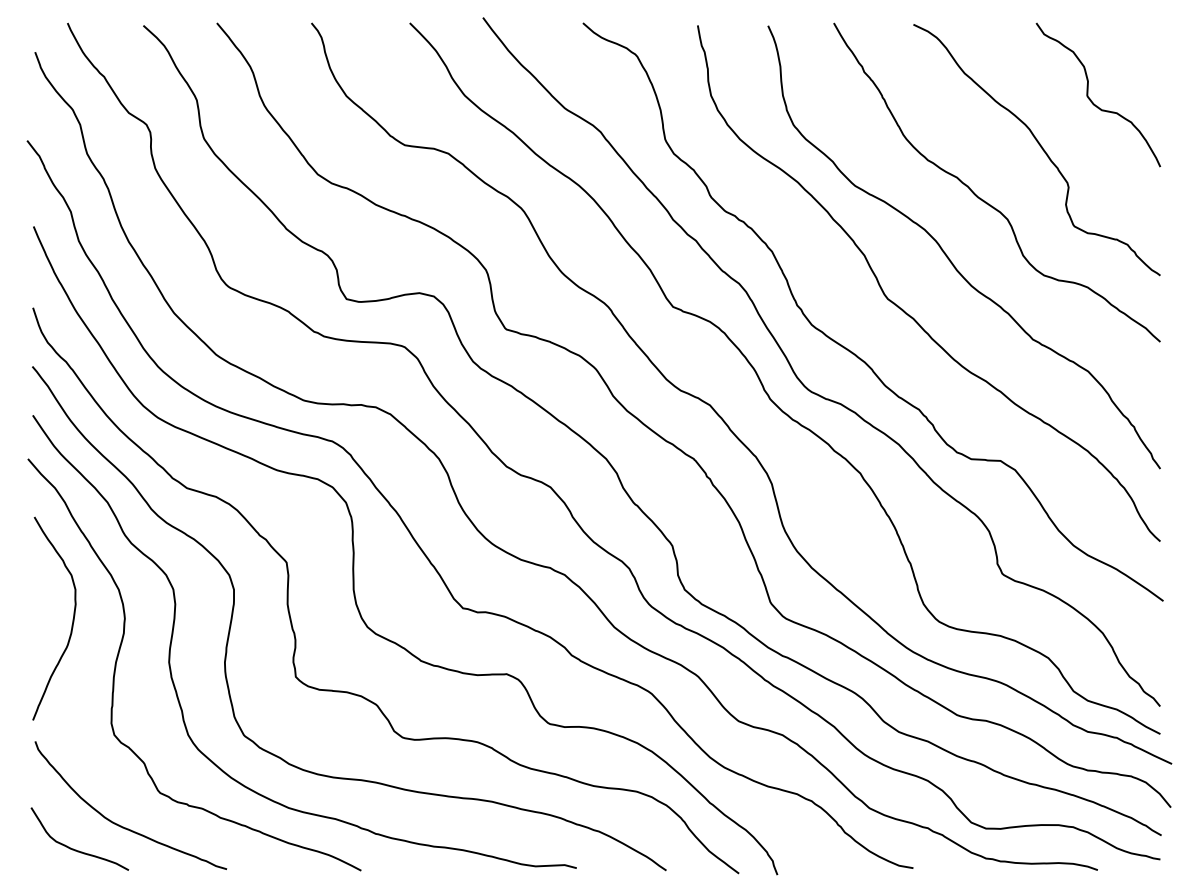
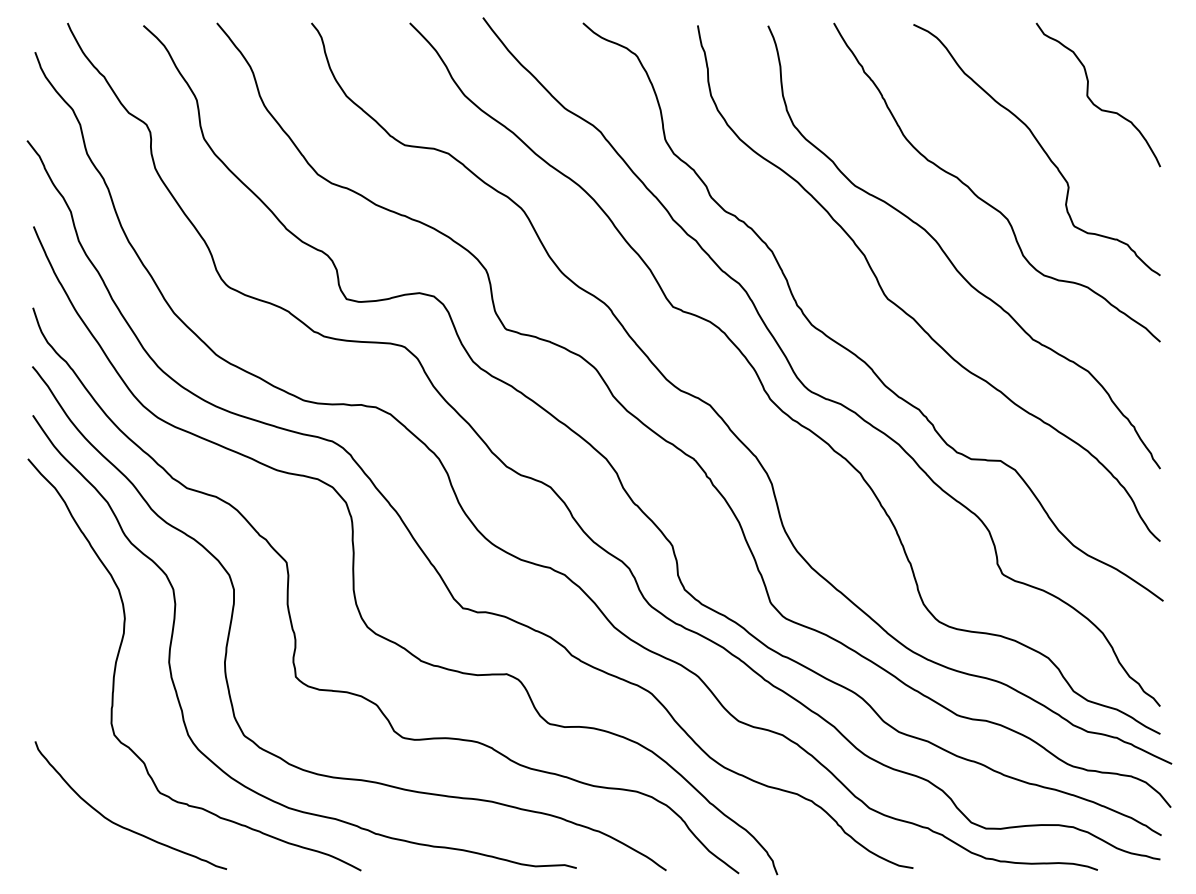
curve: present -> none (72, 619)
curve: present -> none (76, 849)
